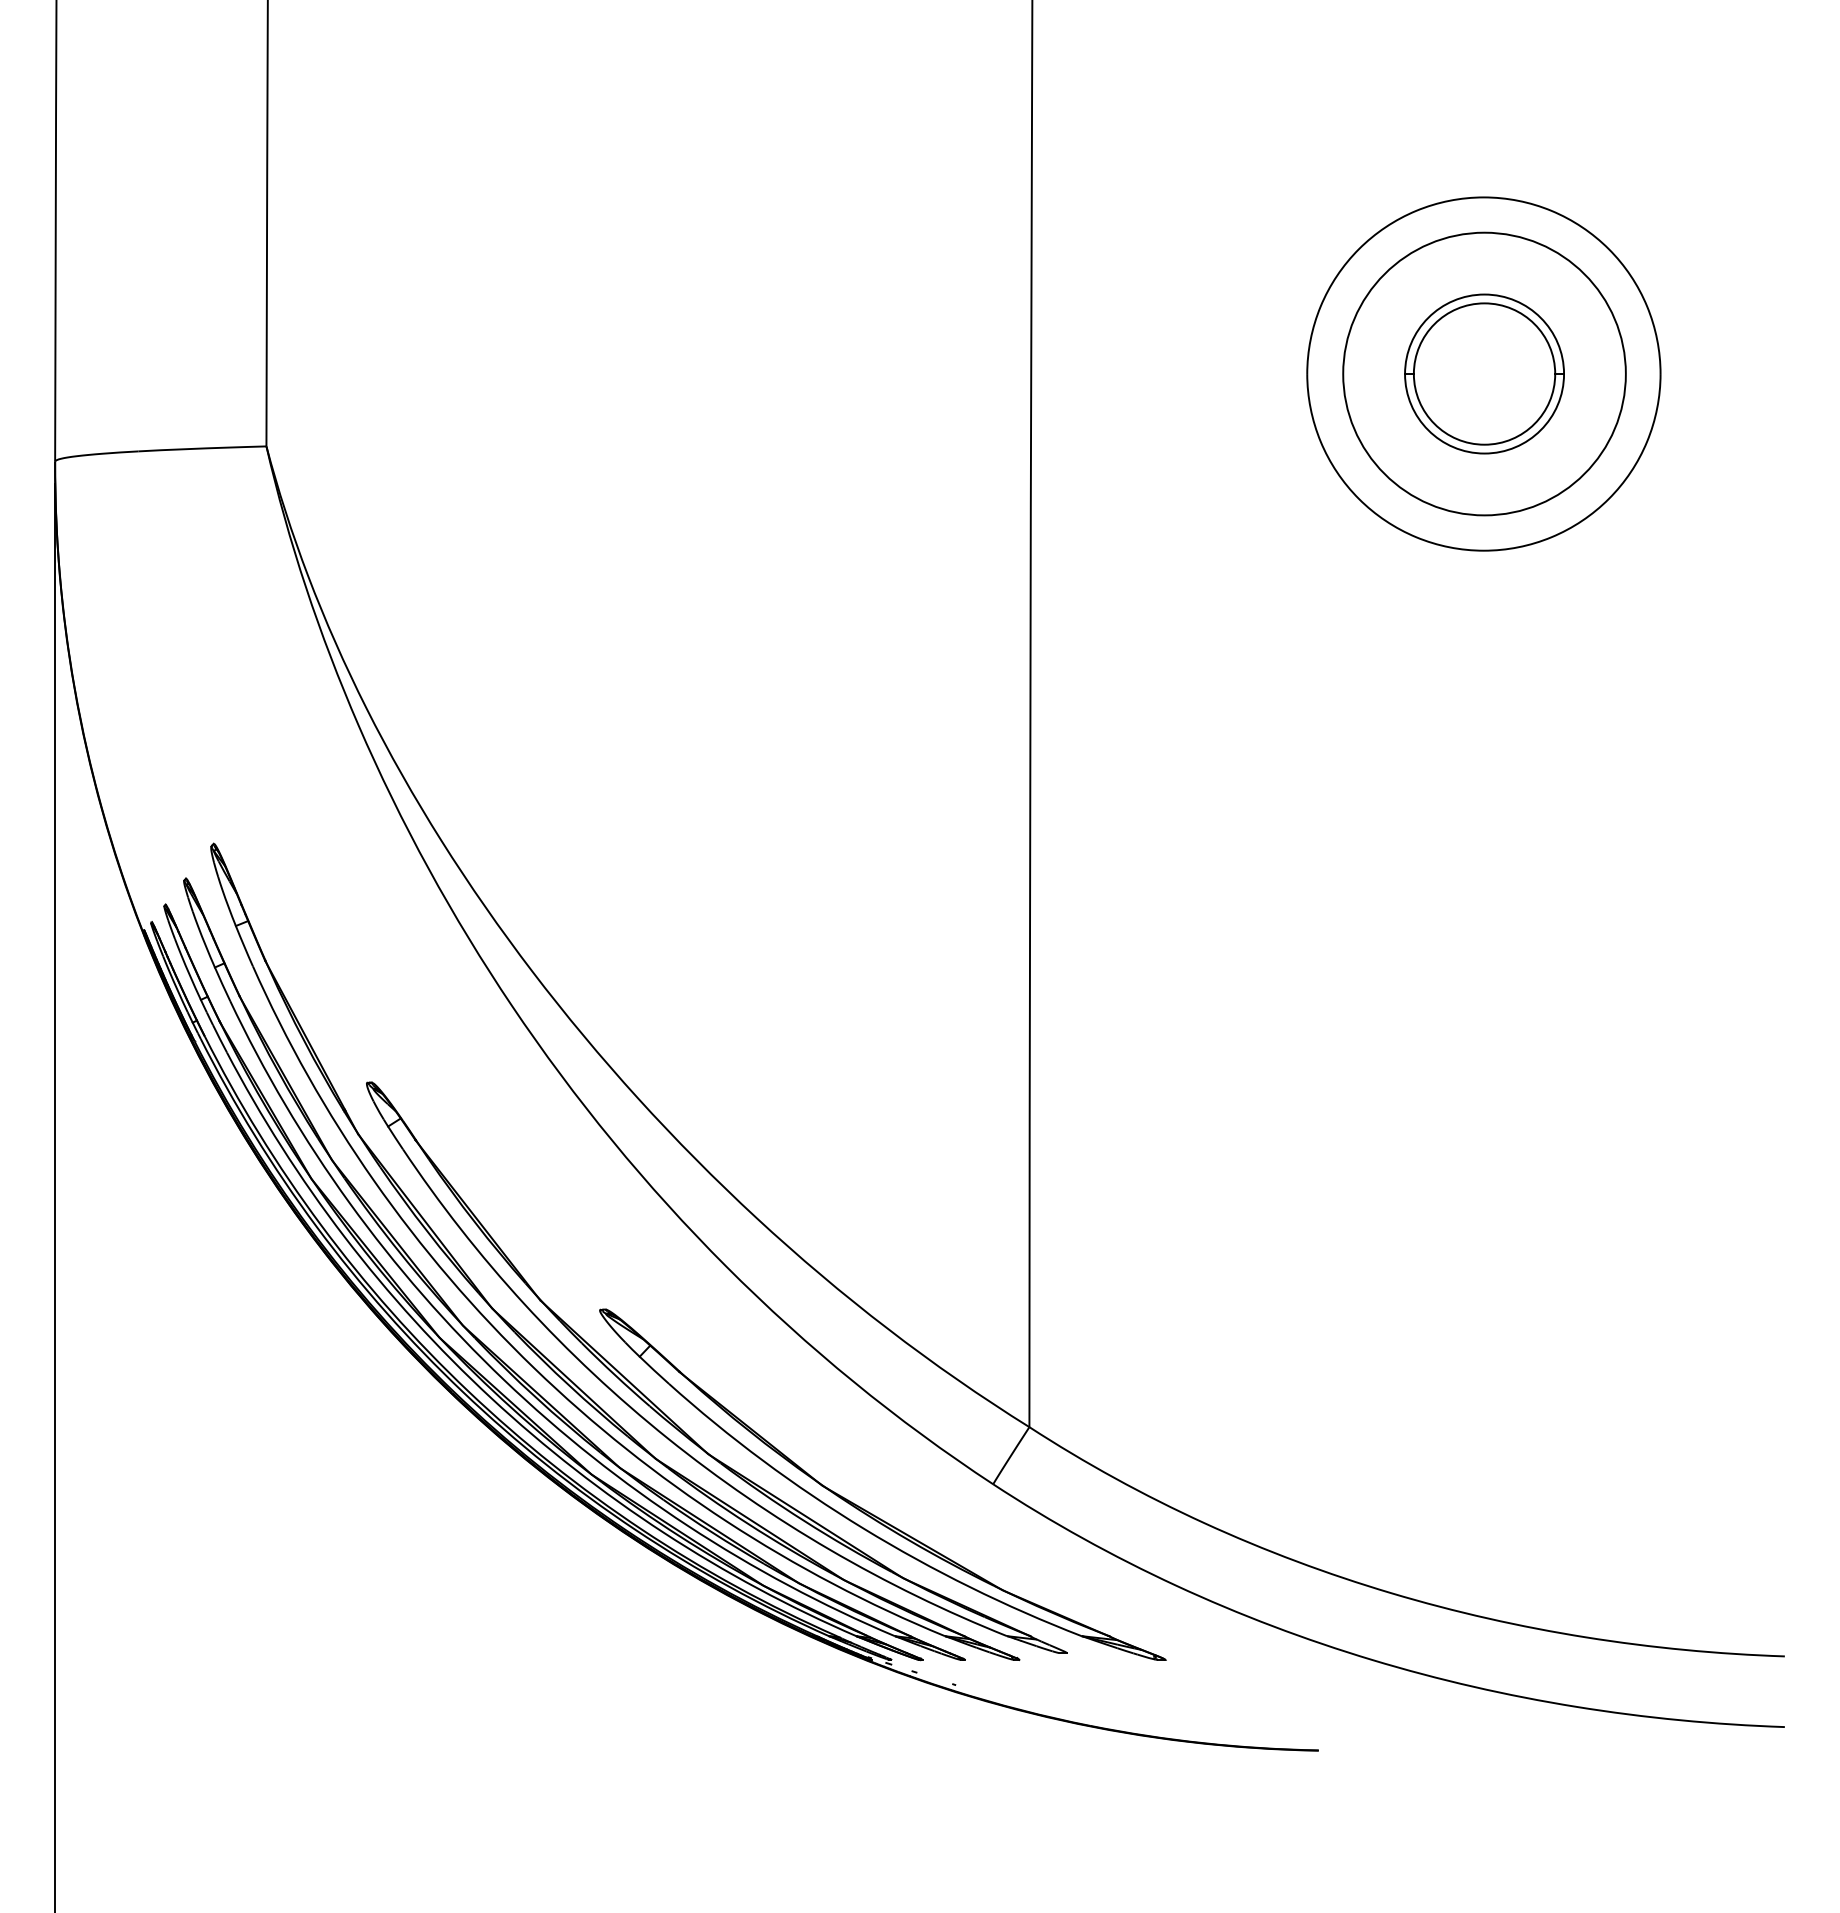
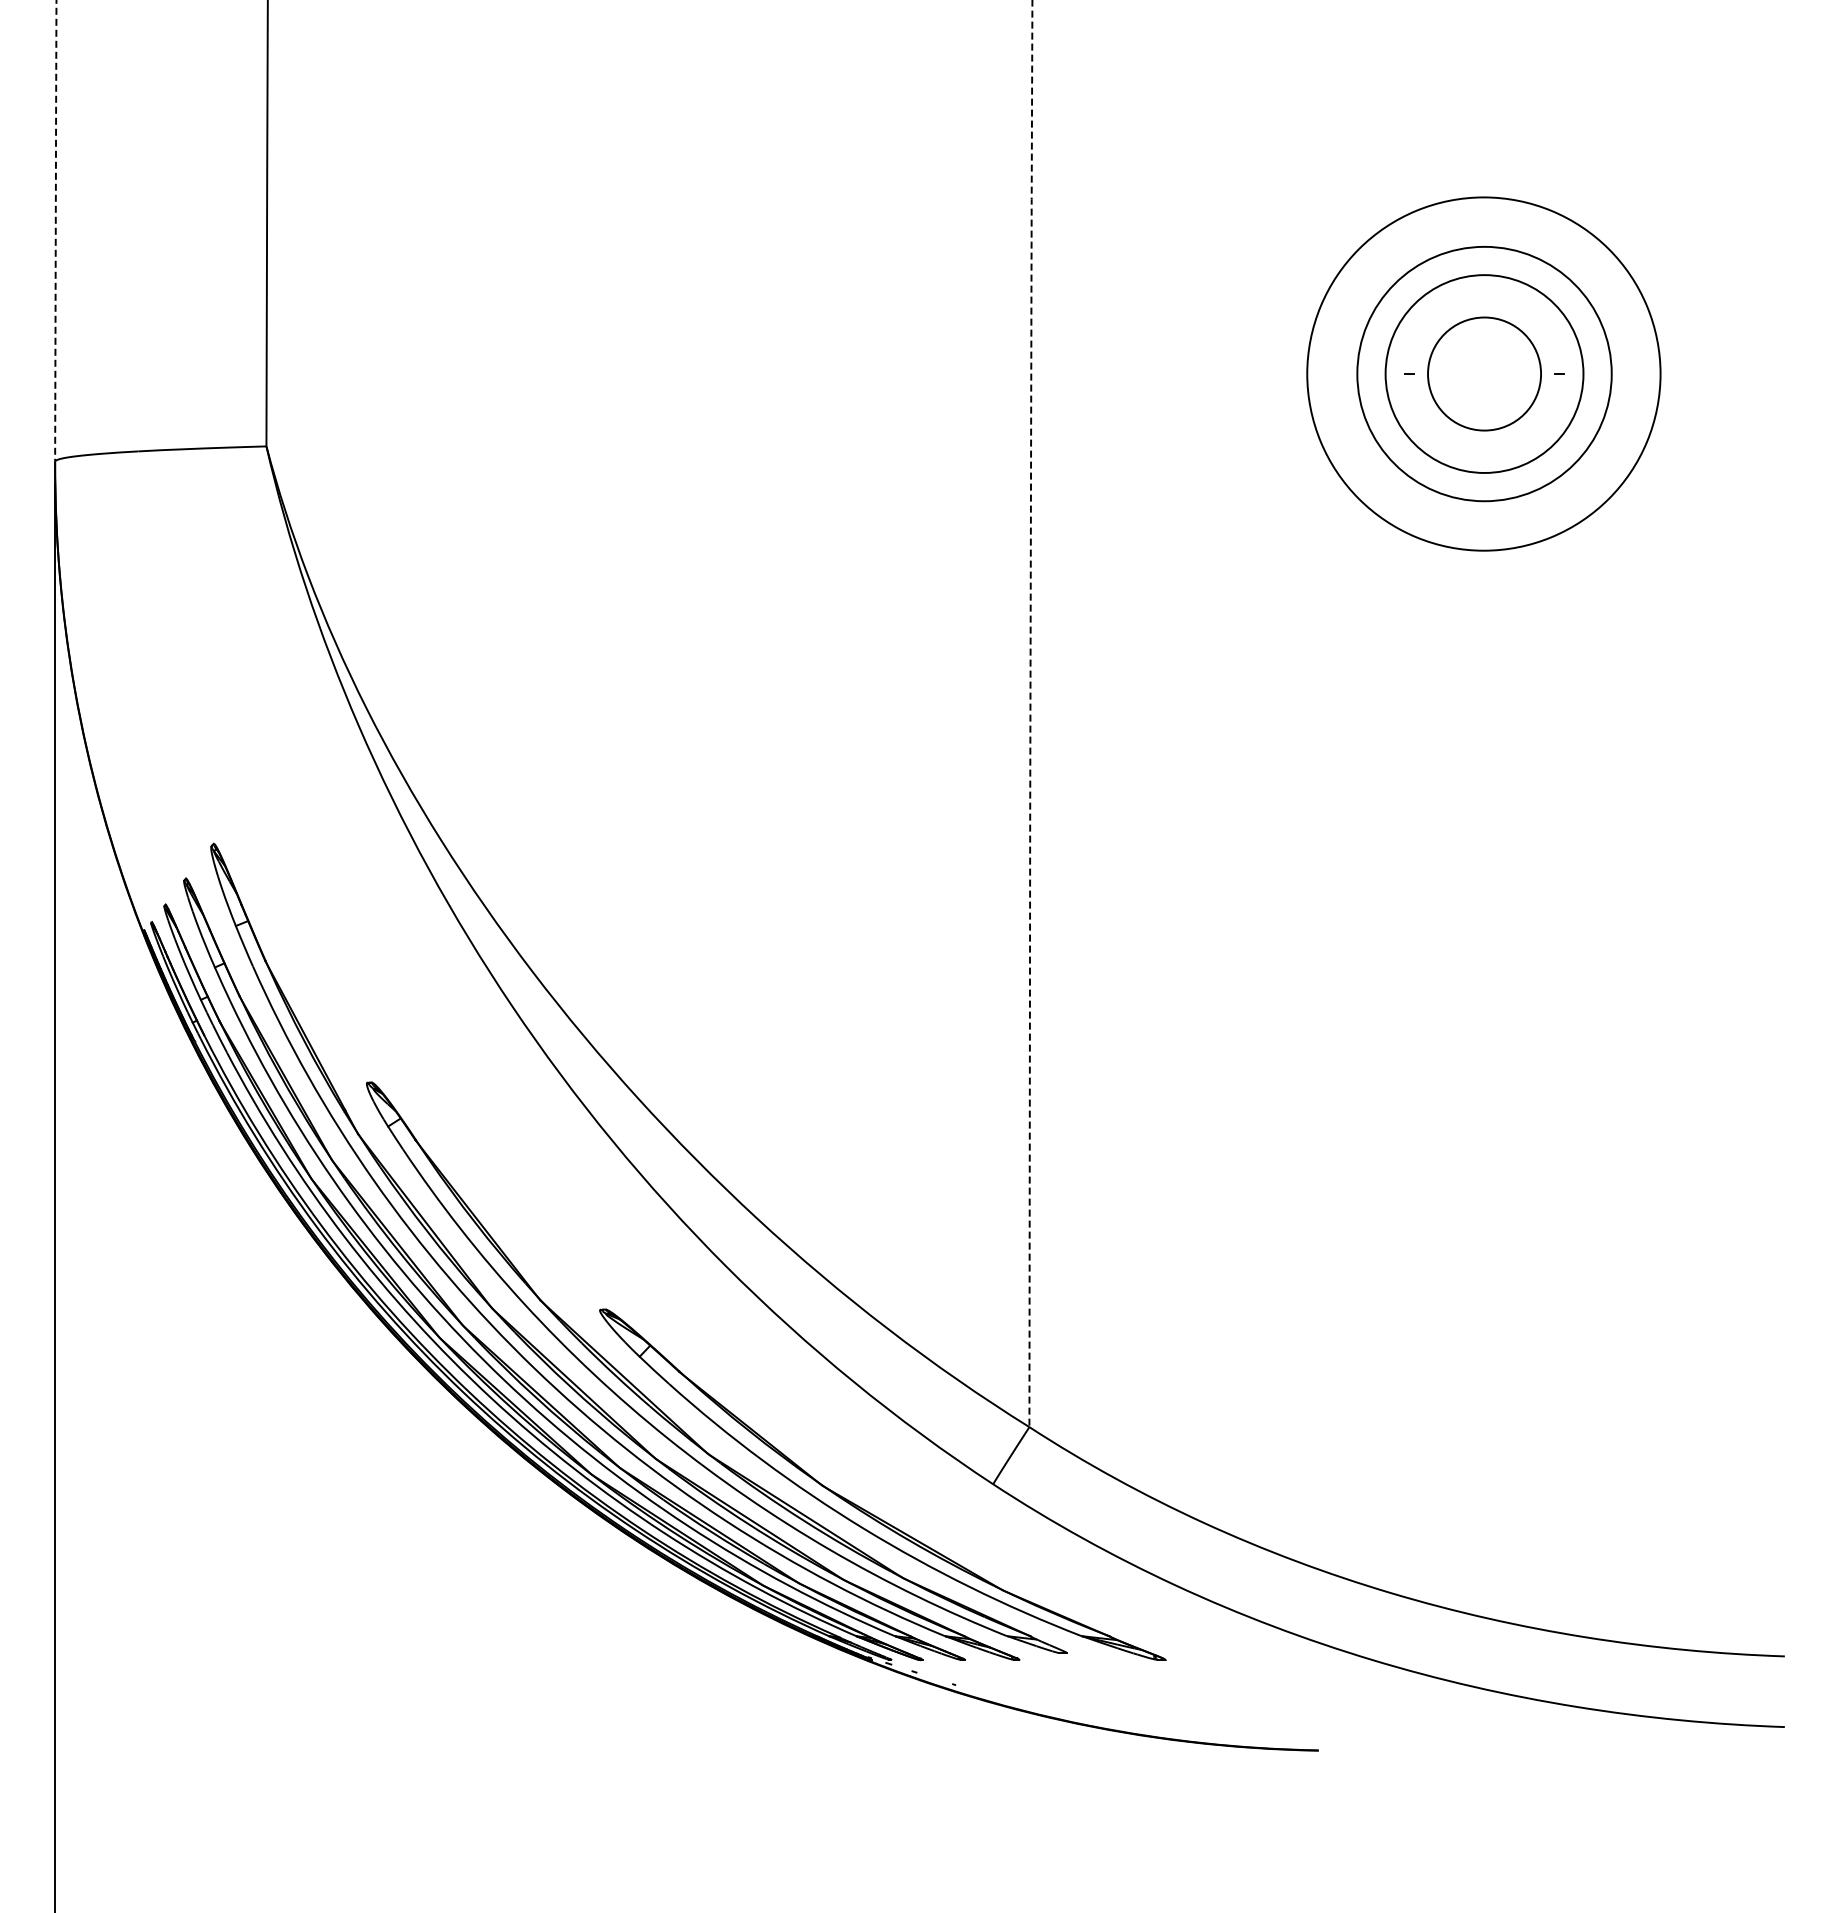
arc: solid -> dashed (55, 231)
circle diameter: 141 px -> 113 px (1484, 373)
circle diameter: 159 px -> 254 px (1484, 373)
circle diameter: 283 px -> 198 px (1484, 373)
arc: solid -> dashed (1030, 714)
